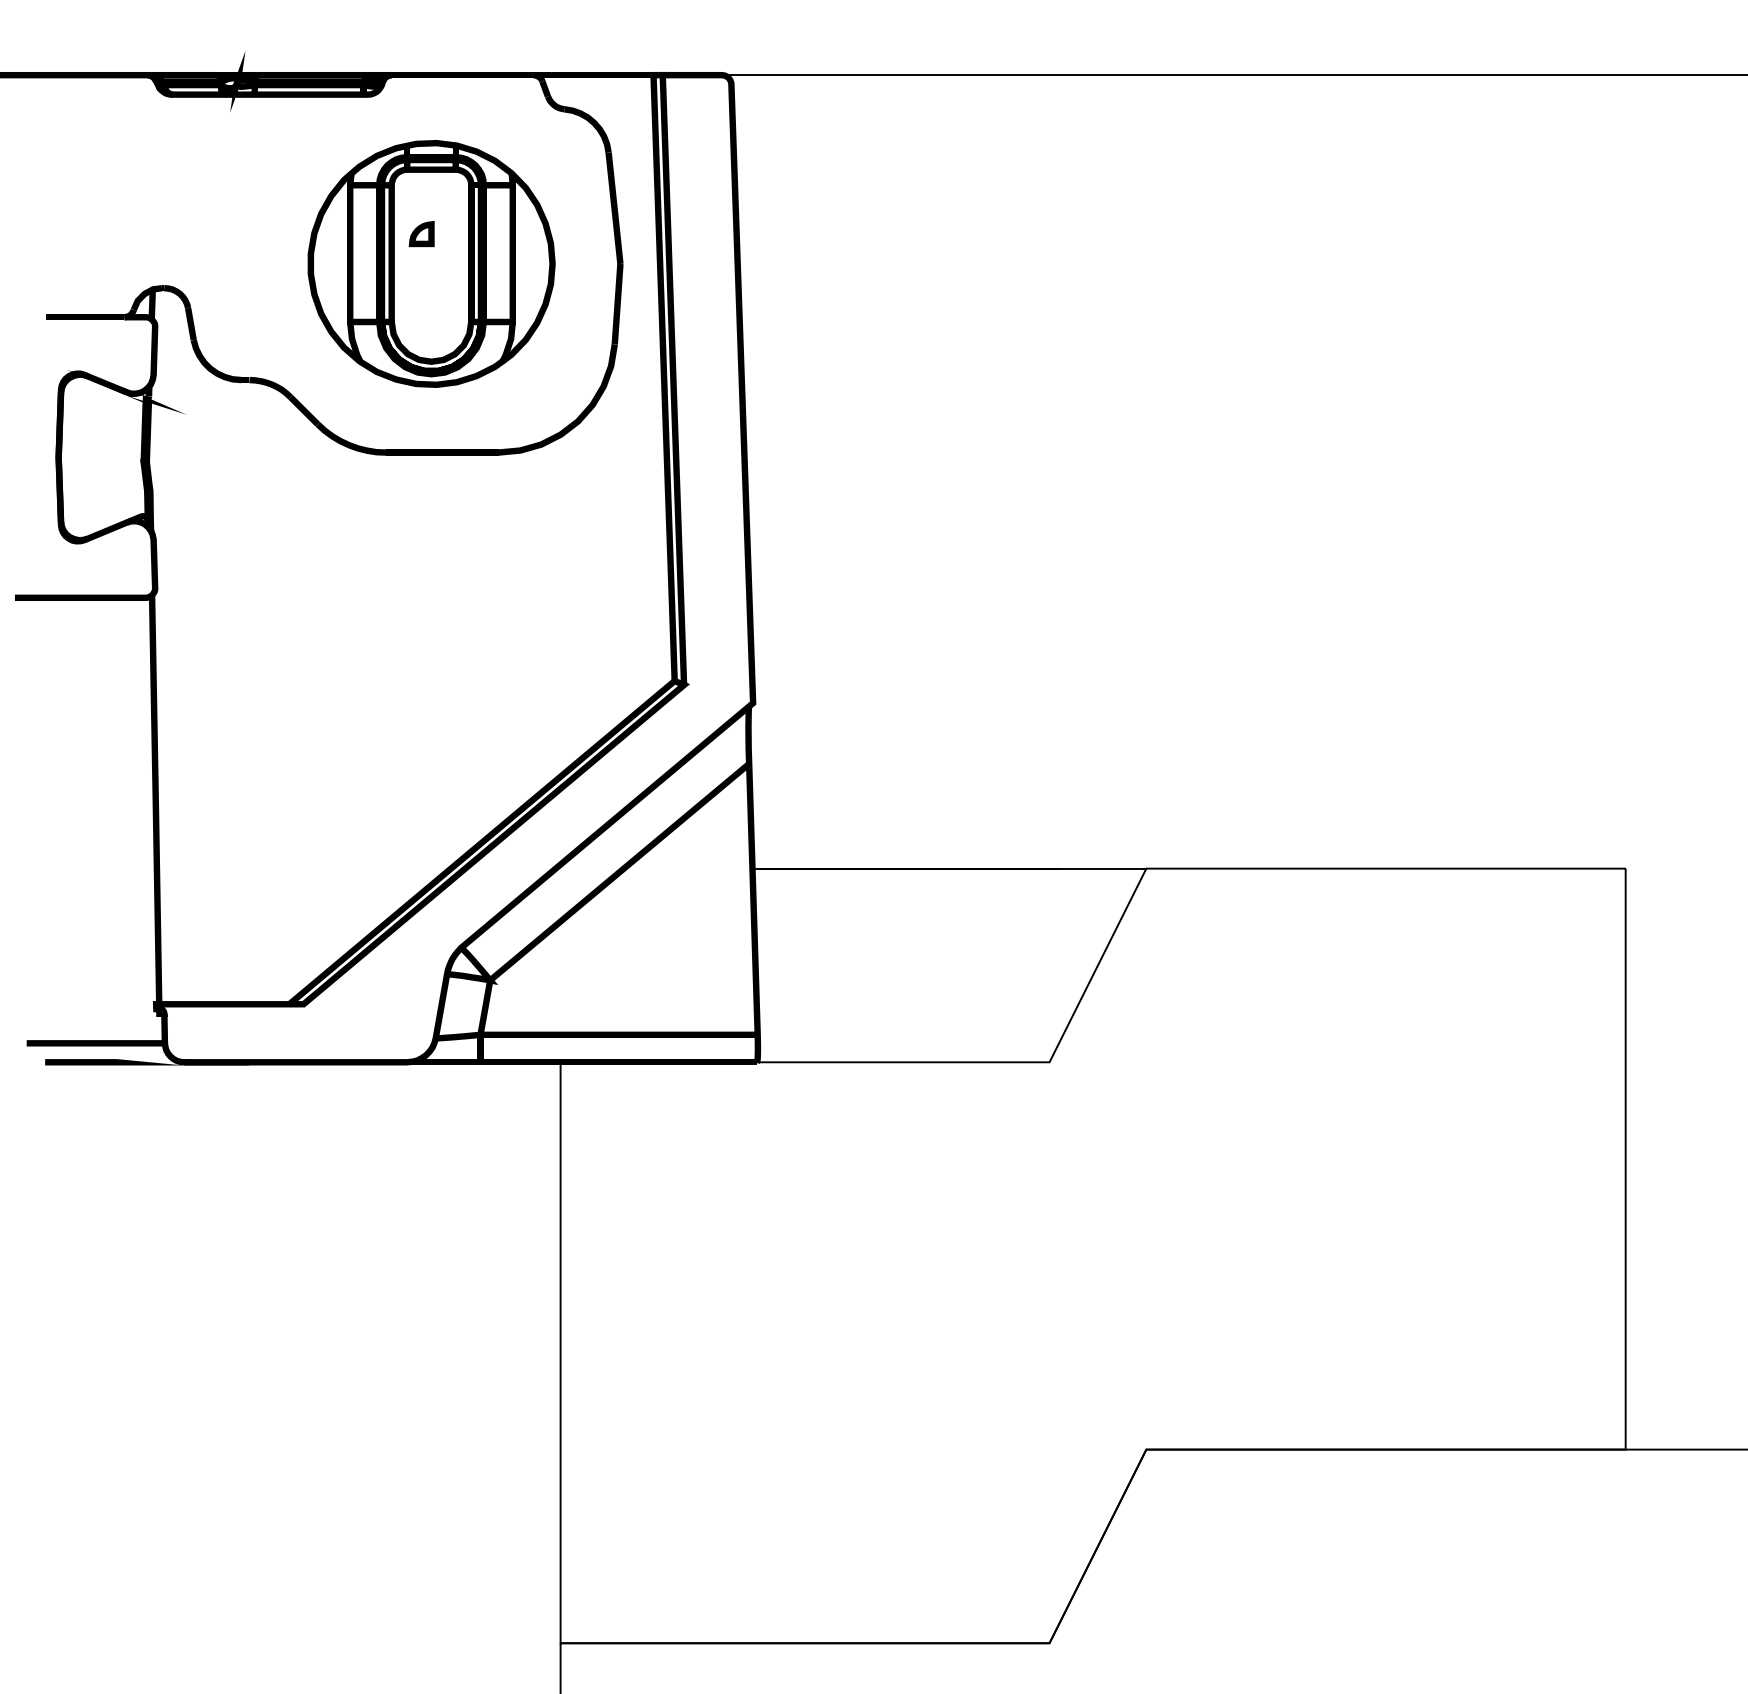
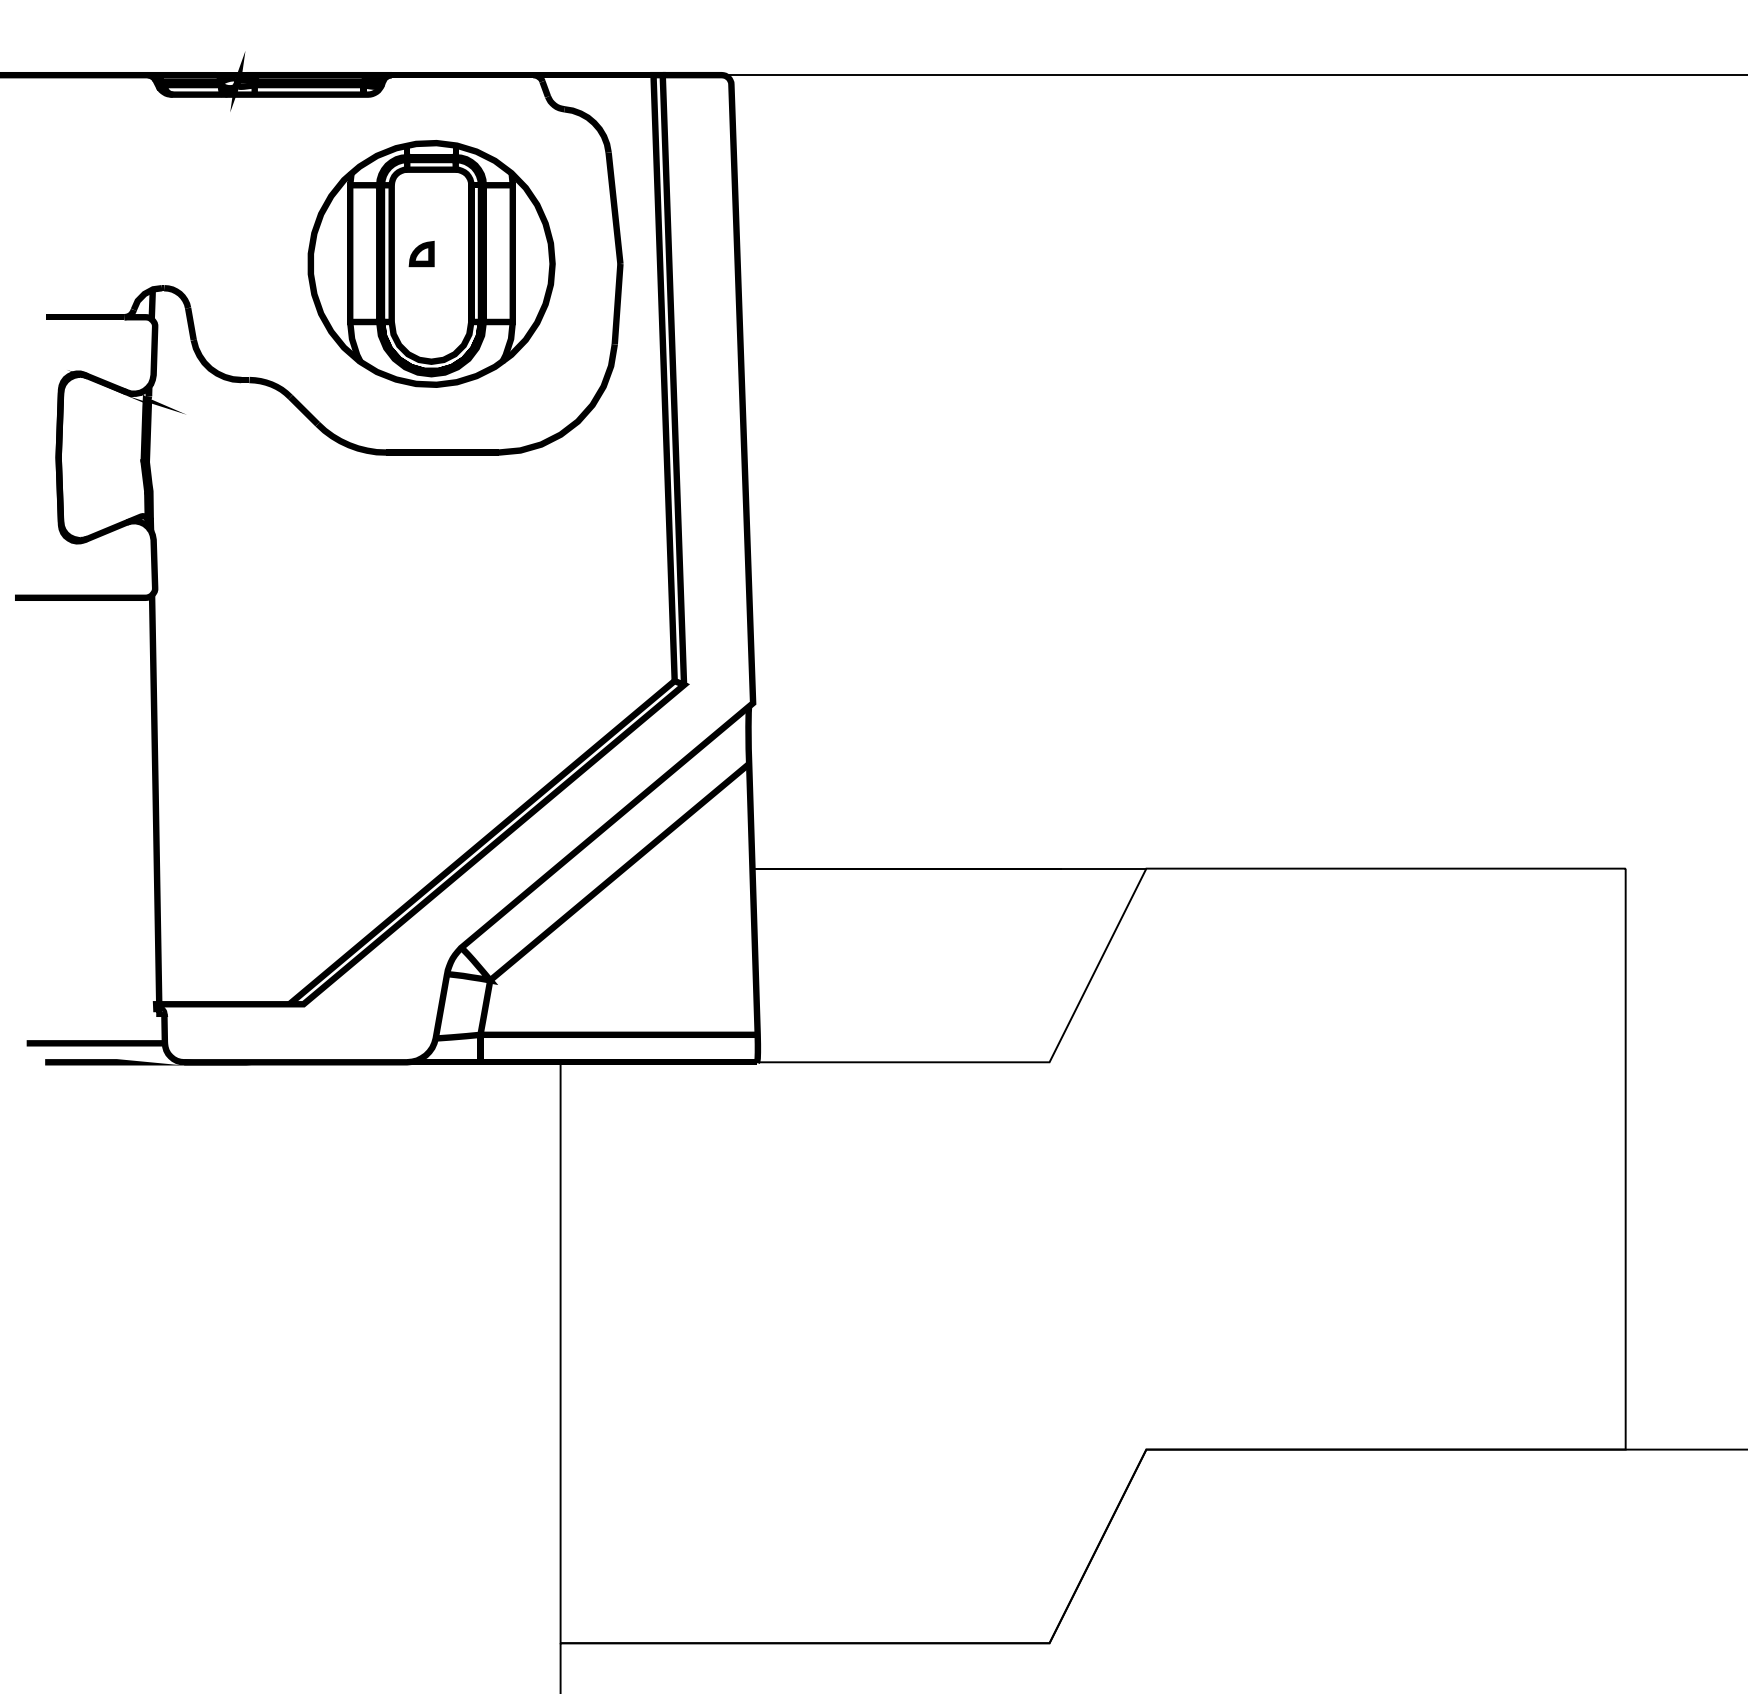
part position: (421, 234) -> (421, 254) (421, 254)
